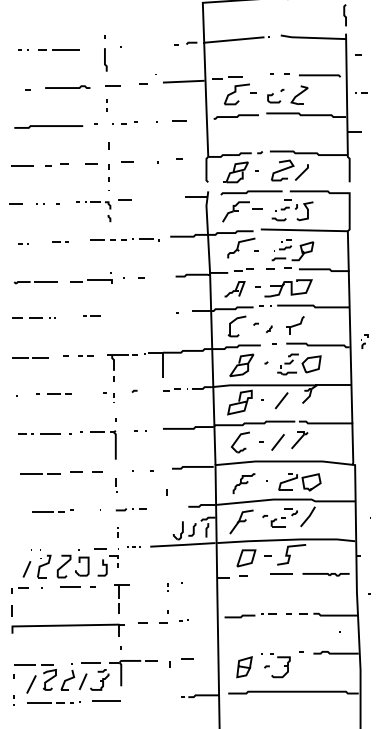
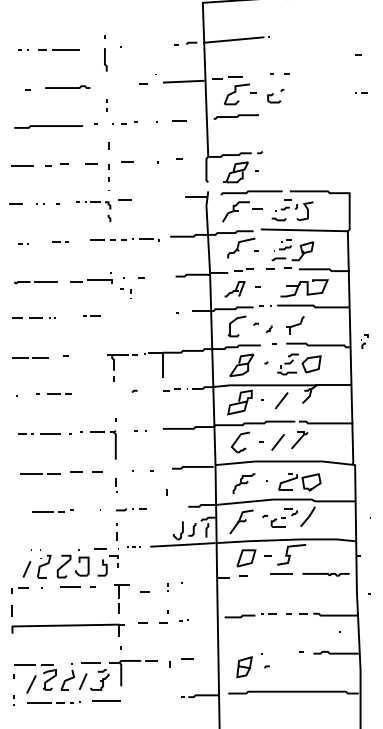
line: present -> none (112, 85)
part: present -> none (308, 88)
part position: (288, 288) -> (304, 288) (304, 288)
line: present -> none (87, 355)
part position: (108, 397) -> (125, 293) (125, 293)
part size: 2x11 px -> 2x18 px (116, 531)
line: none -> present (144, 591)
part: present -> none (280, 665)
